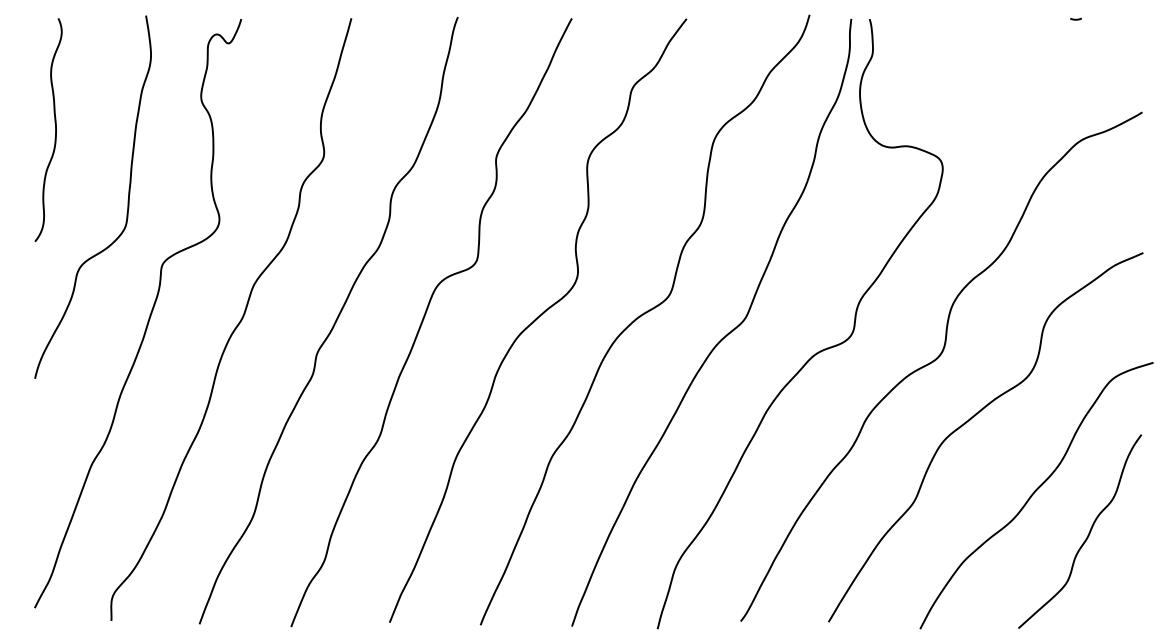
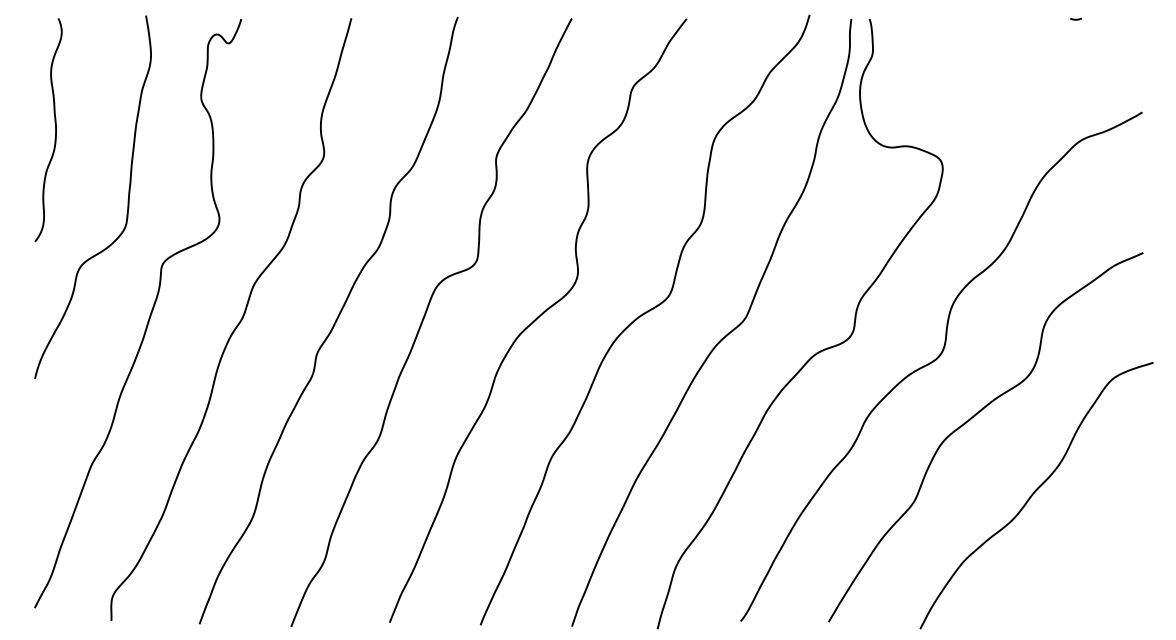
curve: present -> none (1088, 532)
